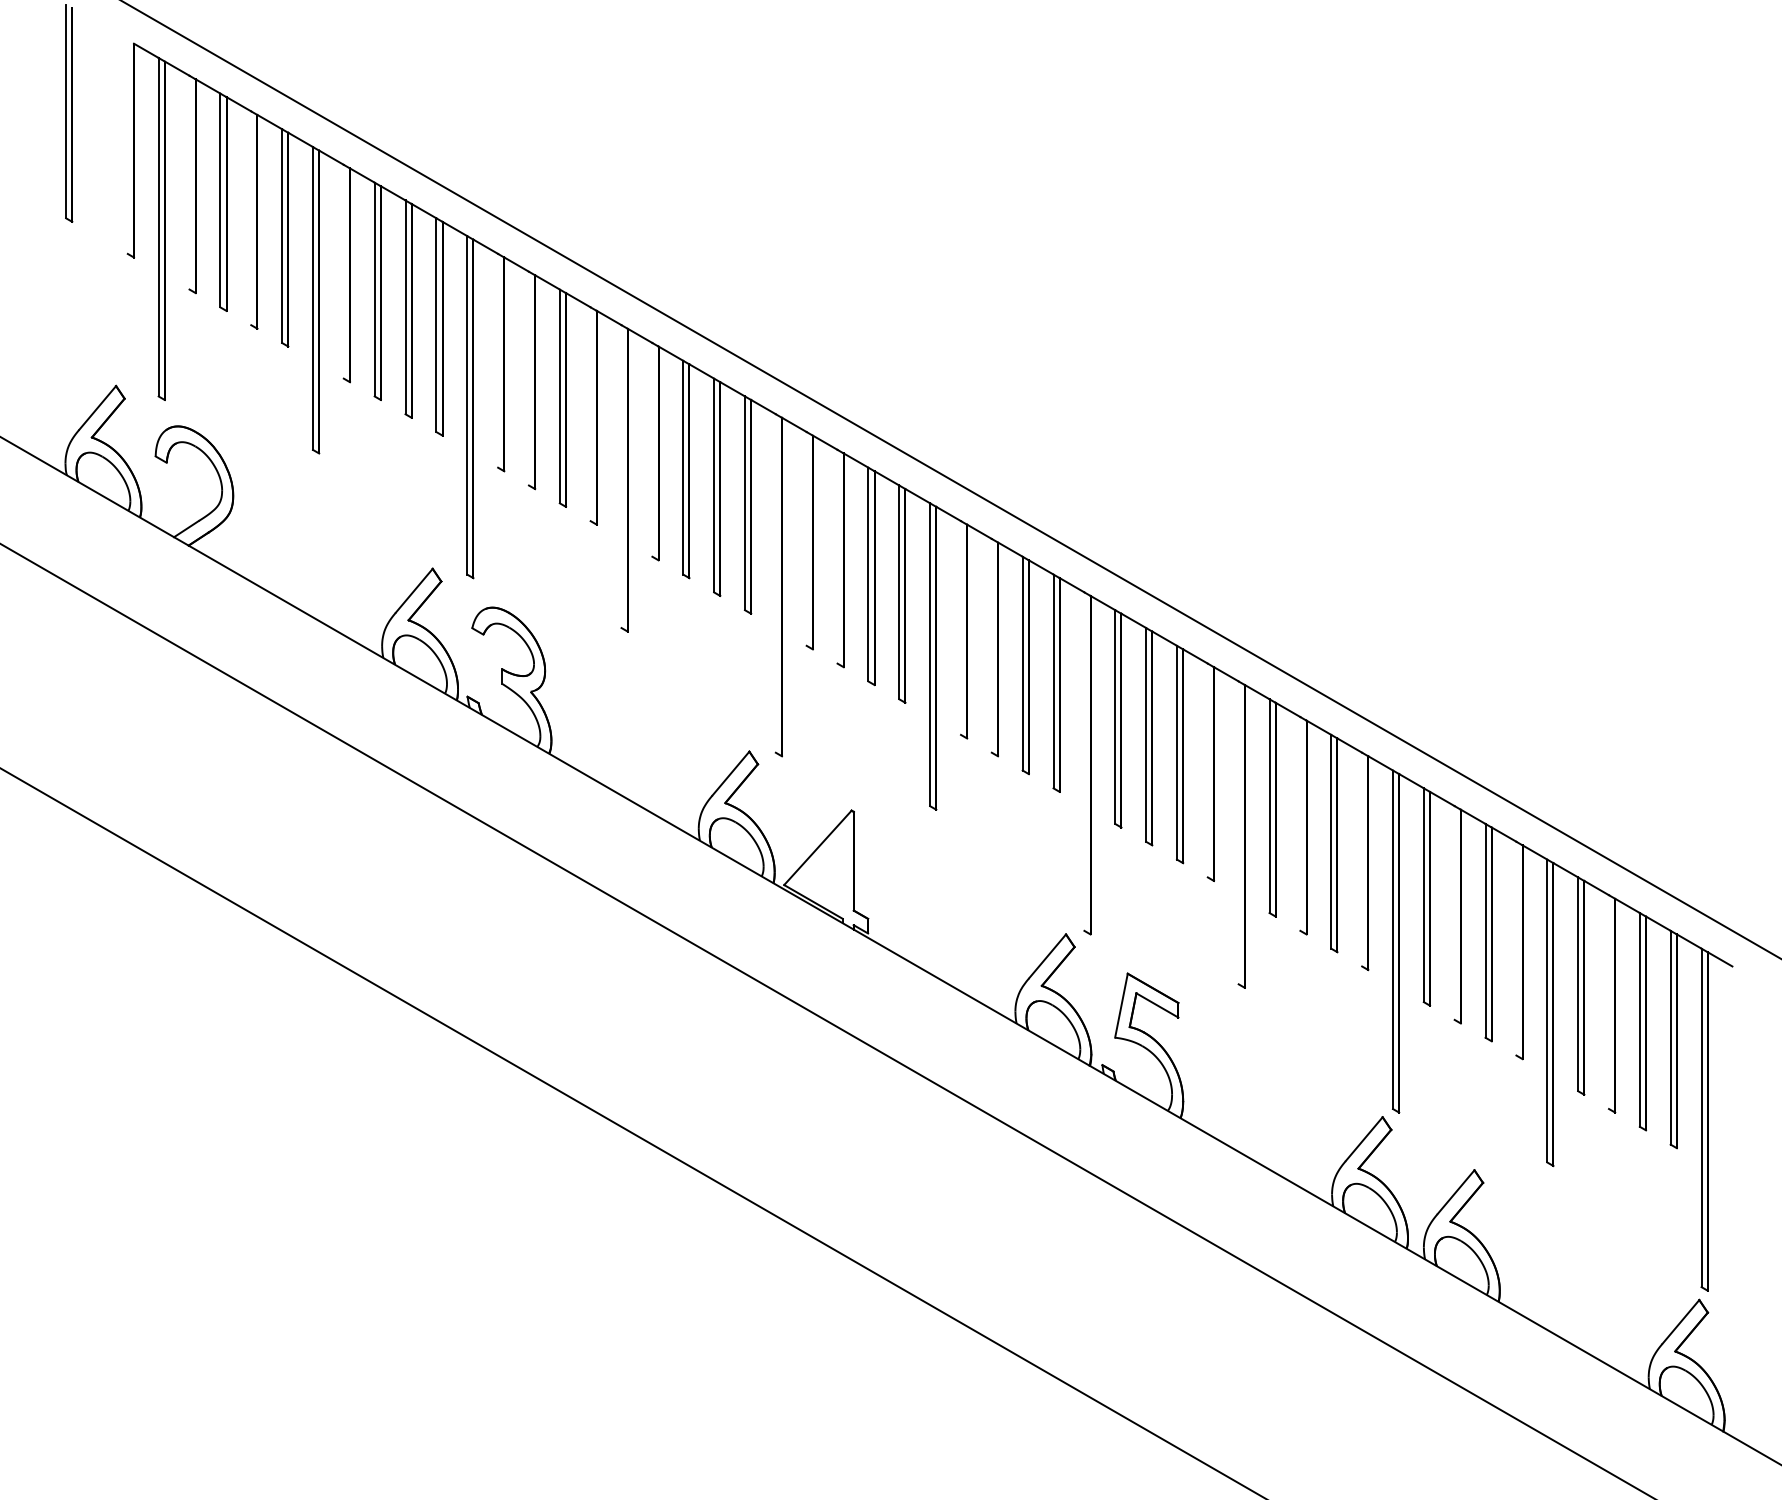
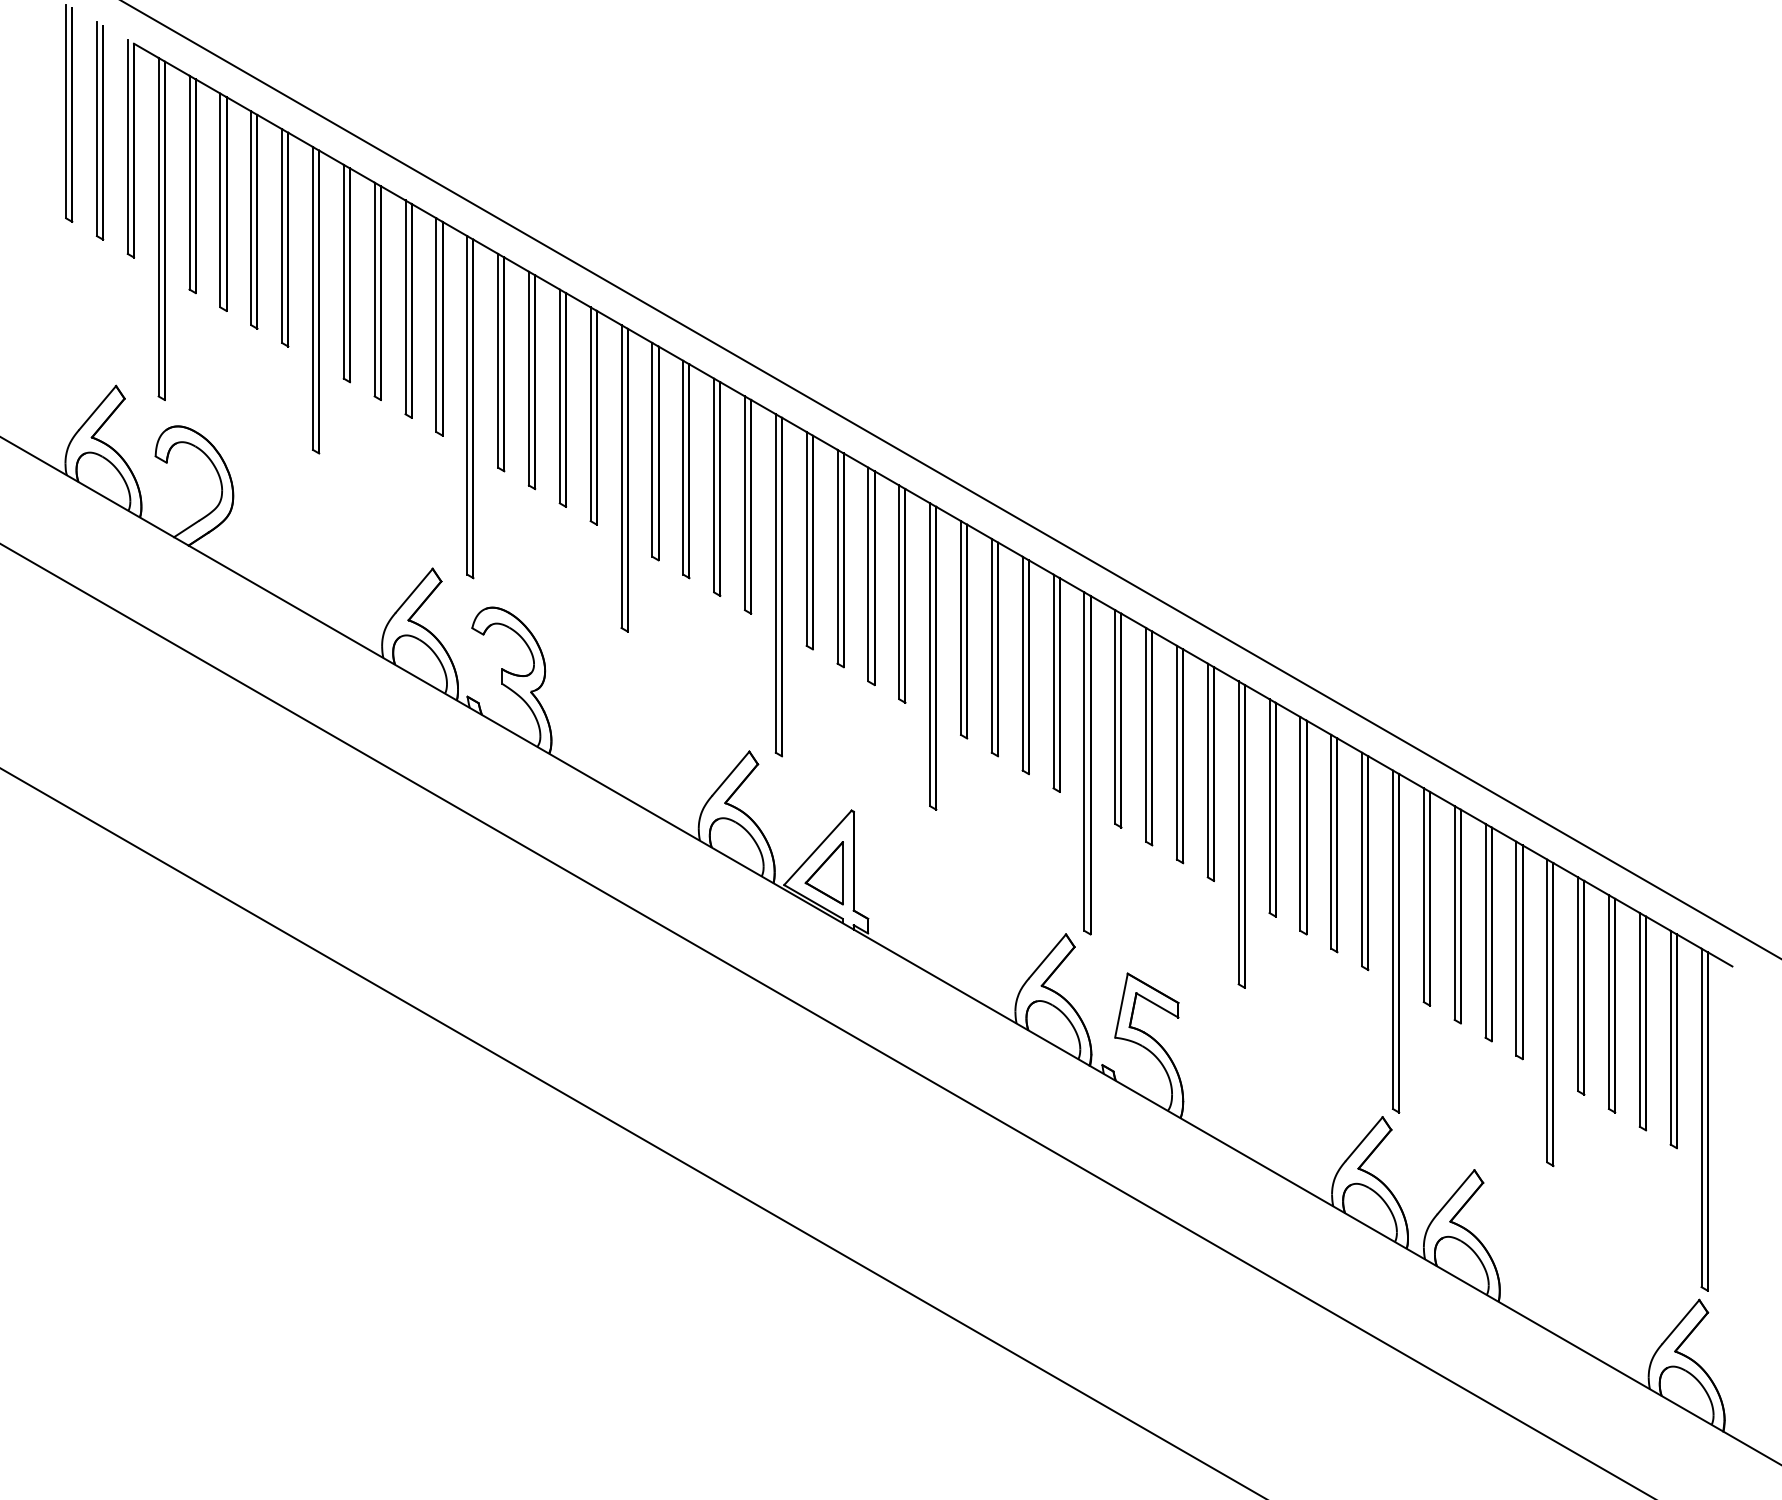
part: none -> present (99, 130)
line: none -> present (127, 146)
line: none -> present (189, 182)
line: none -> present (251, 218)
line: none -> present (343, 271)
line: none -> present (498, 360)
line: none -> present (528, 378)
line: none -> present (590, 414)
line: none -> present (652, 449)
line: none -> present (621, 476)
line: none -> present (806, 538)
line: none -> present (837, 556)
line: none -> present (775, 583)
line: none -> present (961, 627)
line: none -> present (991, 645)
line: none -> present (1084, 761)
line: none -> present (1207, 770)
line: none -> present (1300, 823)
line: none -> present (1238, 832)
line: none -> present (1362, 859)
part: none -> present (823, 873)
line: none -> present (1454, 912)
line: none -> present (1516, 948)
line: none -> present (1608, 1002)
